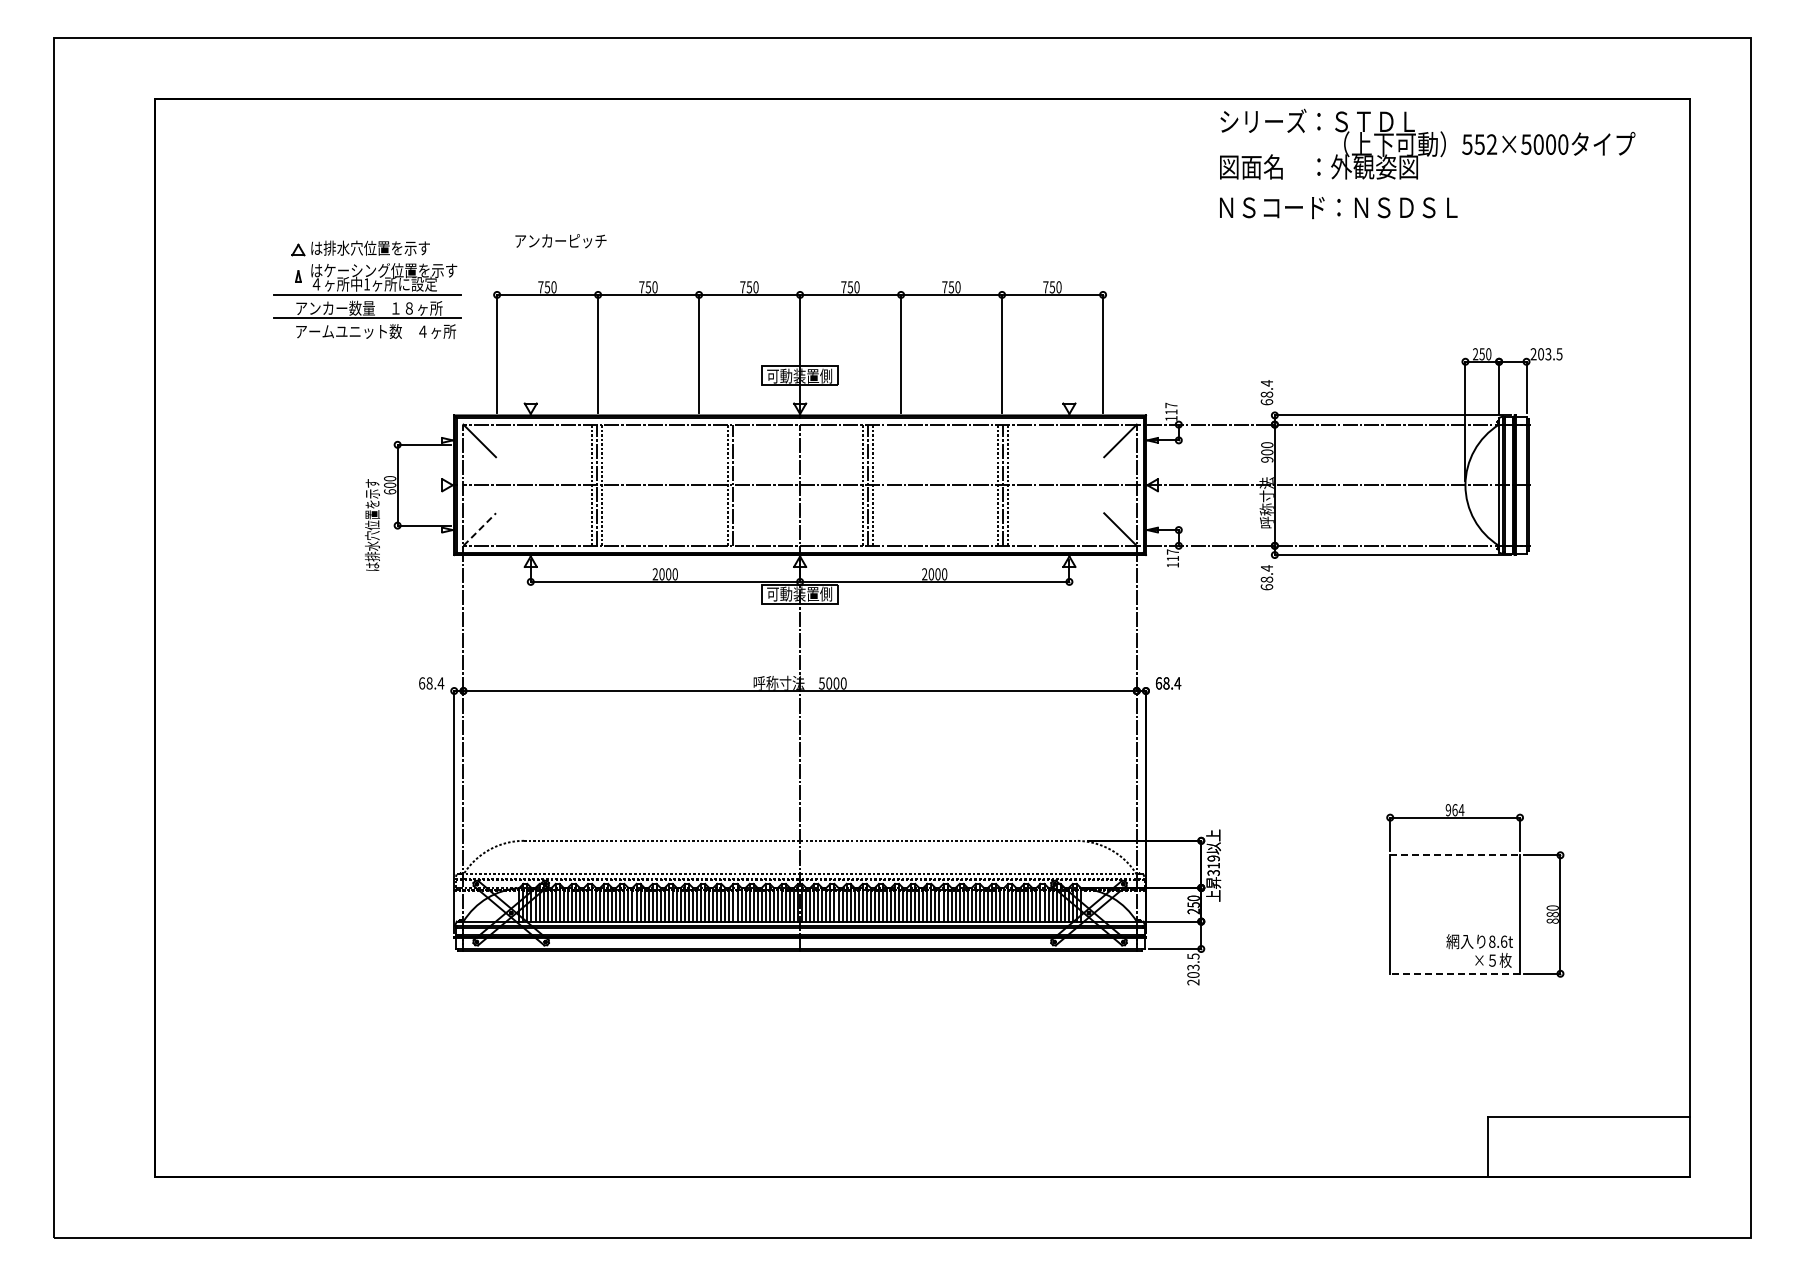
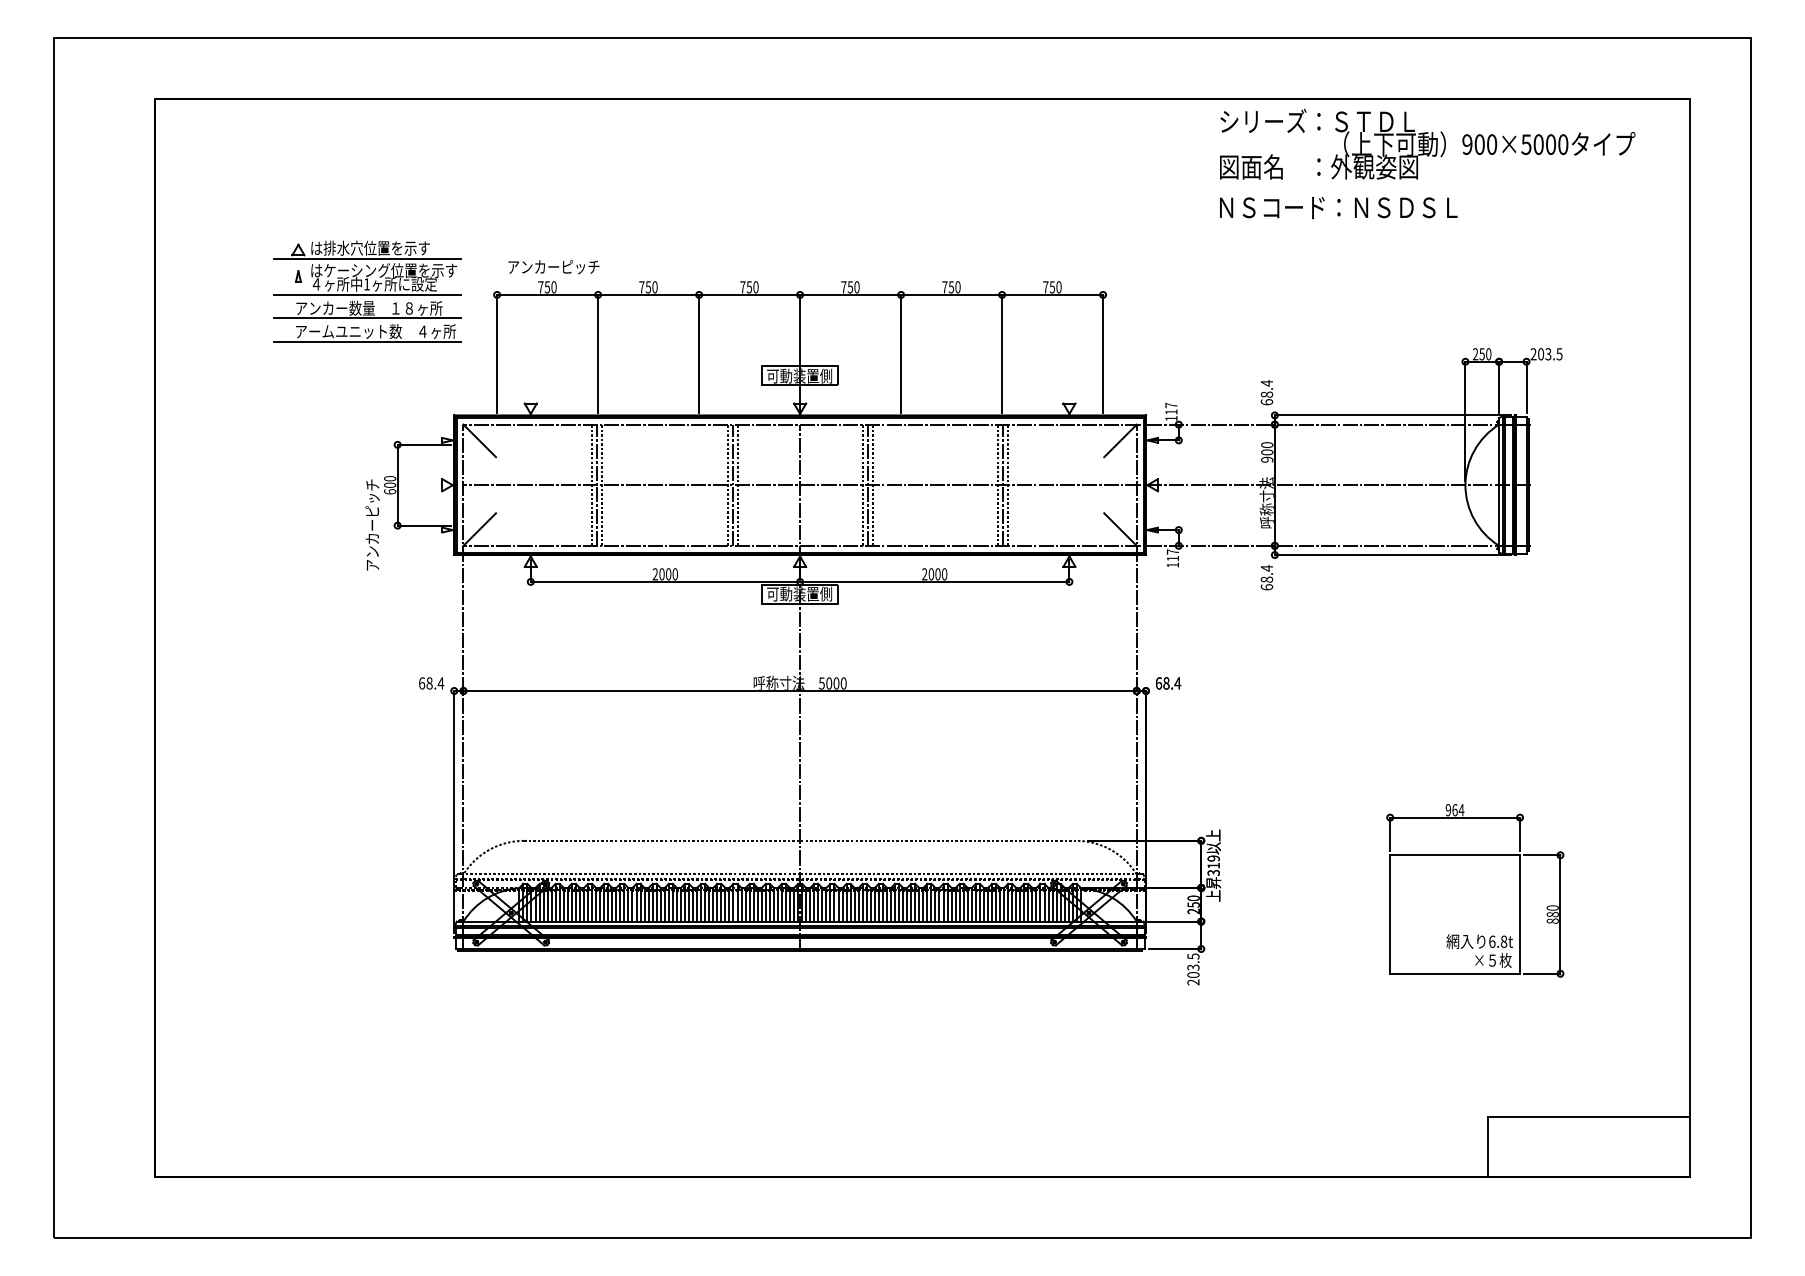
text: 552×5000 -> 900×5000 (1479, 144)
text position: (560, 241) -> (553, 267) (553, 267)
line: none -> present (367, 259)
line: none -> present (367, 341)
line: none -> present (737, 484)
text: は排水穴位置を示す -> アンカーピッチ (371, 524)
line: dashed -> solid (480, 529)
line: dashed -> solid (1455, 855)
text: 8.6t -> 6.8t (1498, 941)
line: dashed -> solid (1455, 973)
